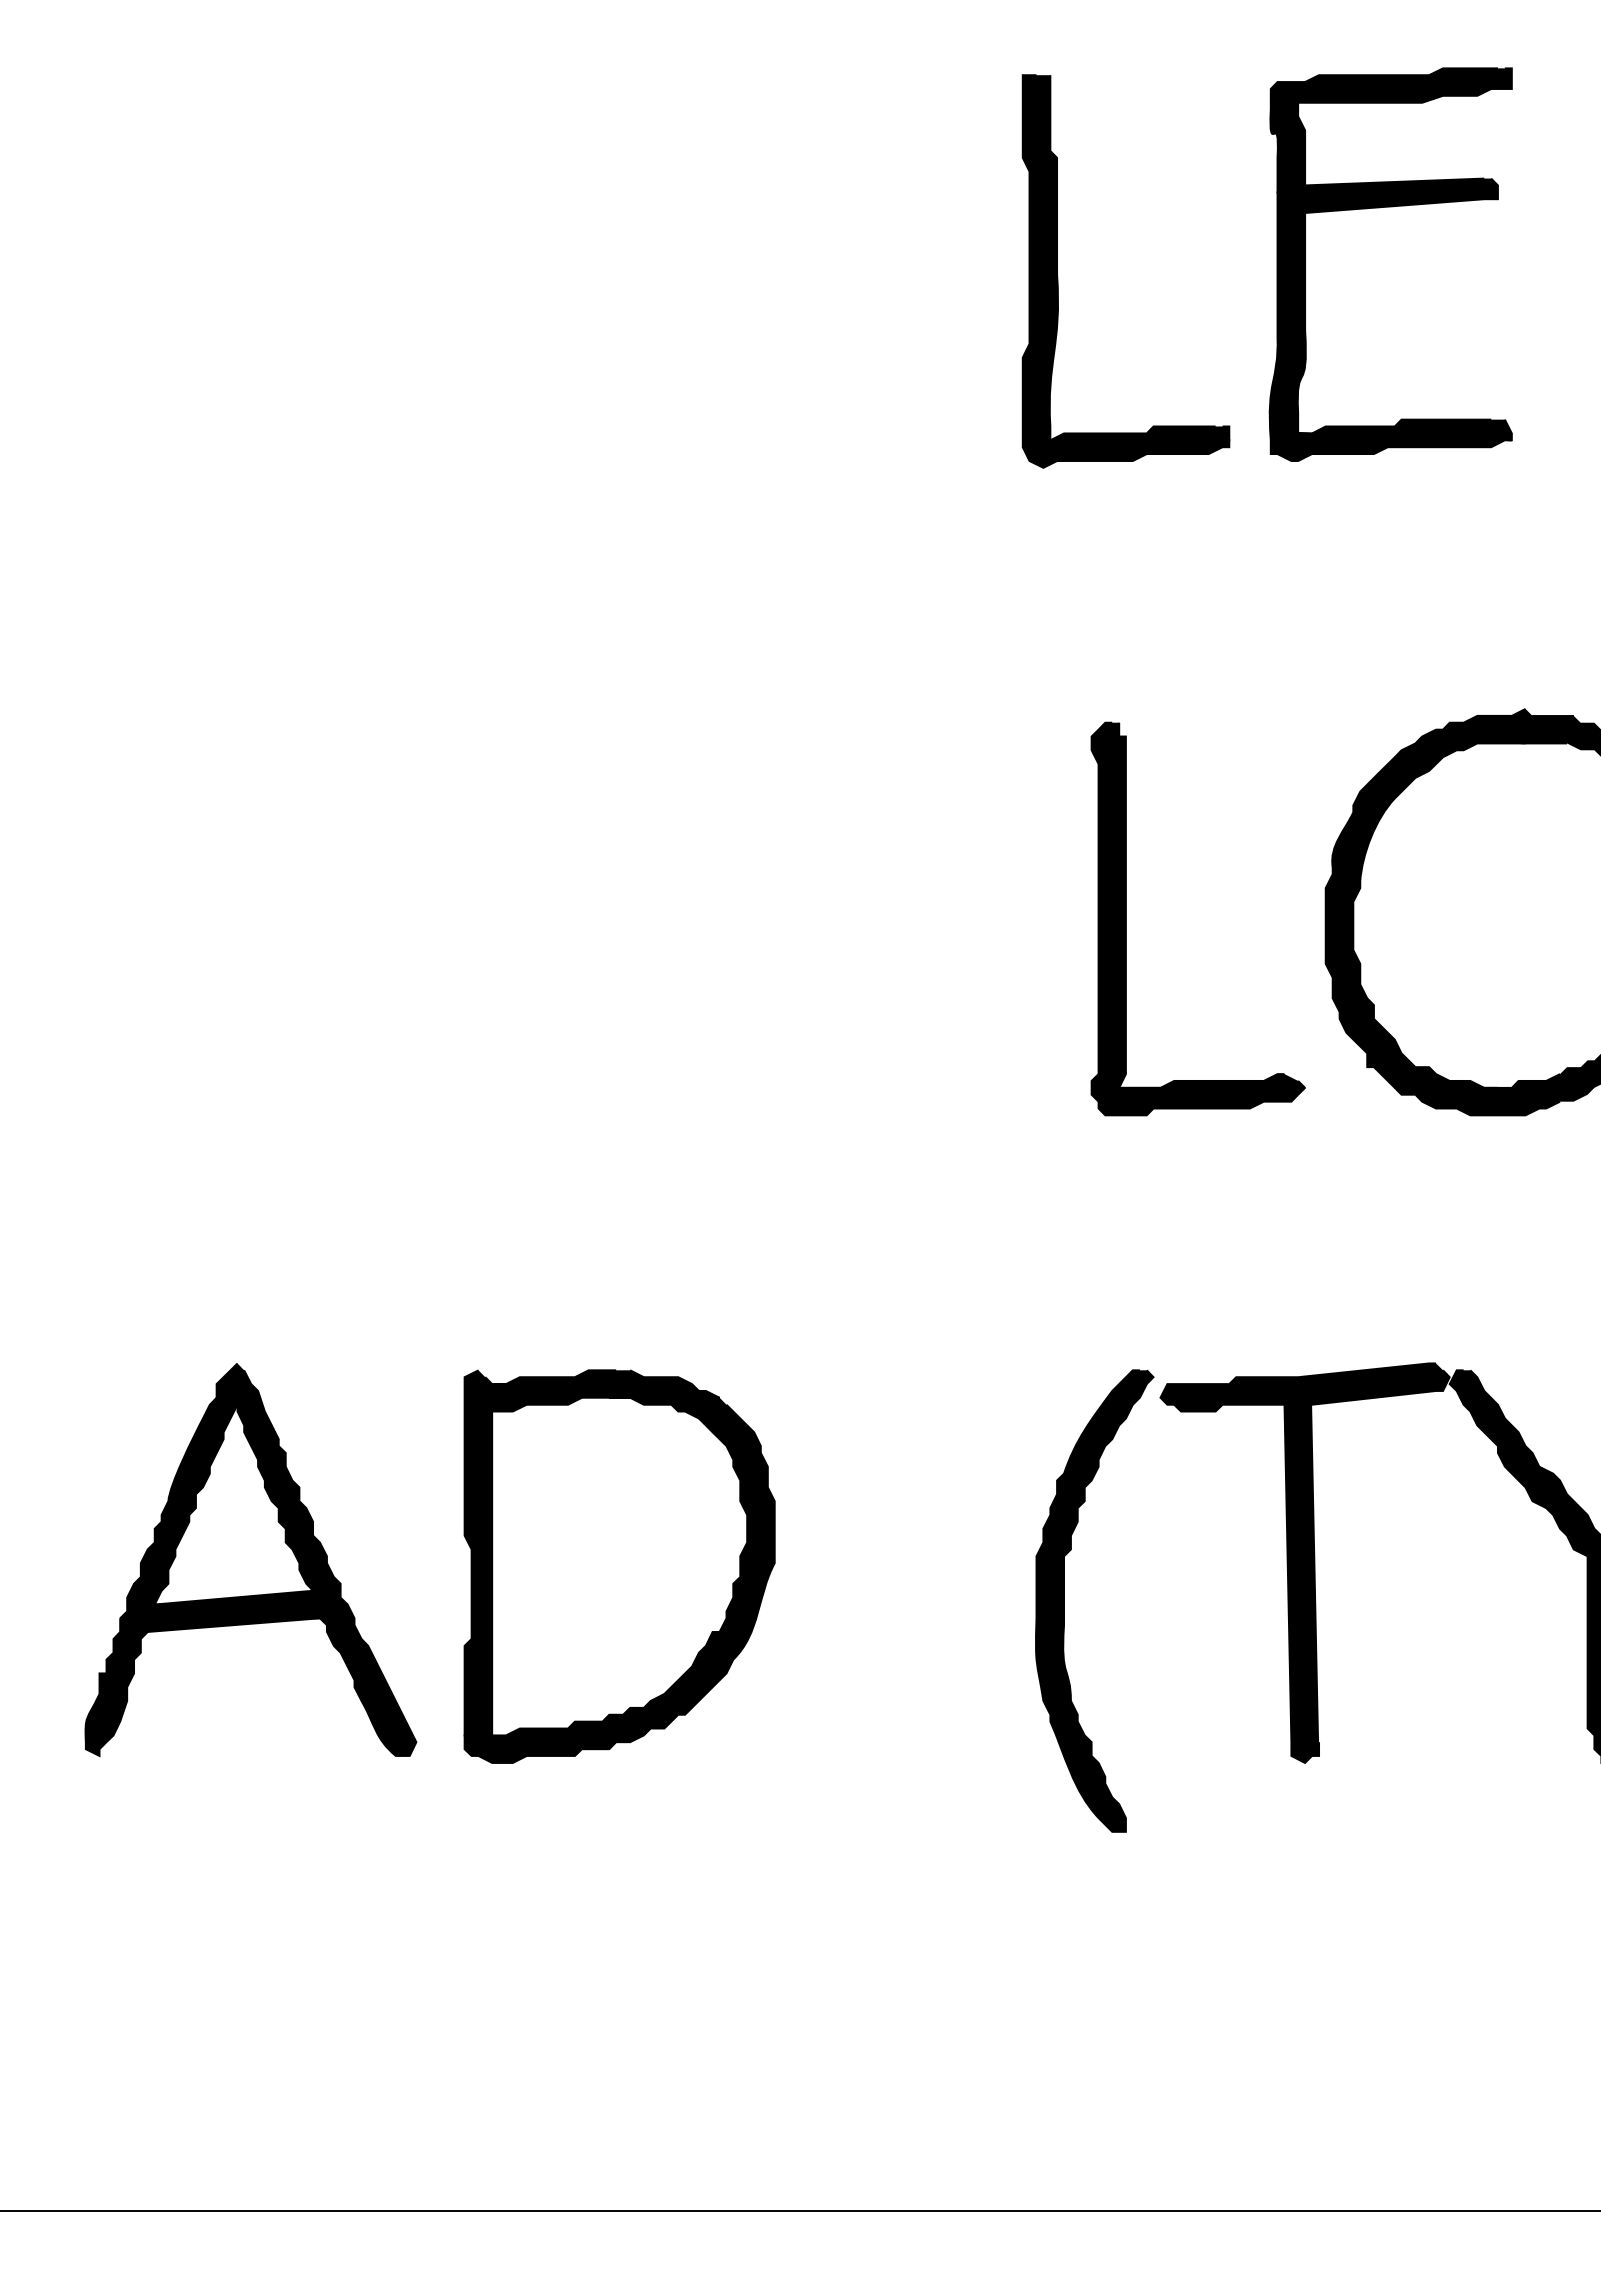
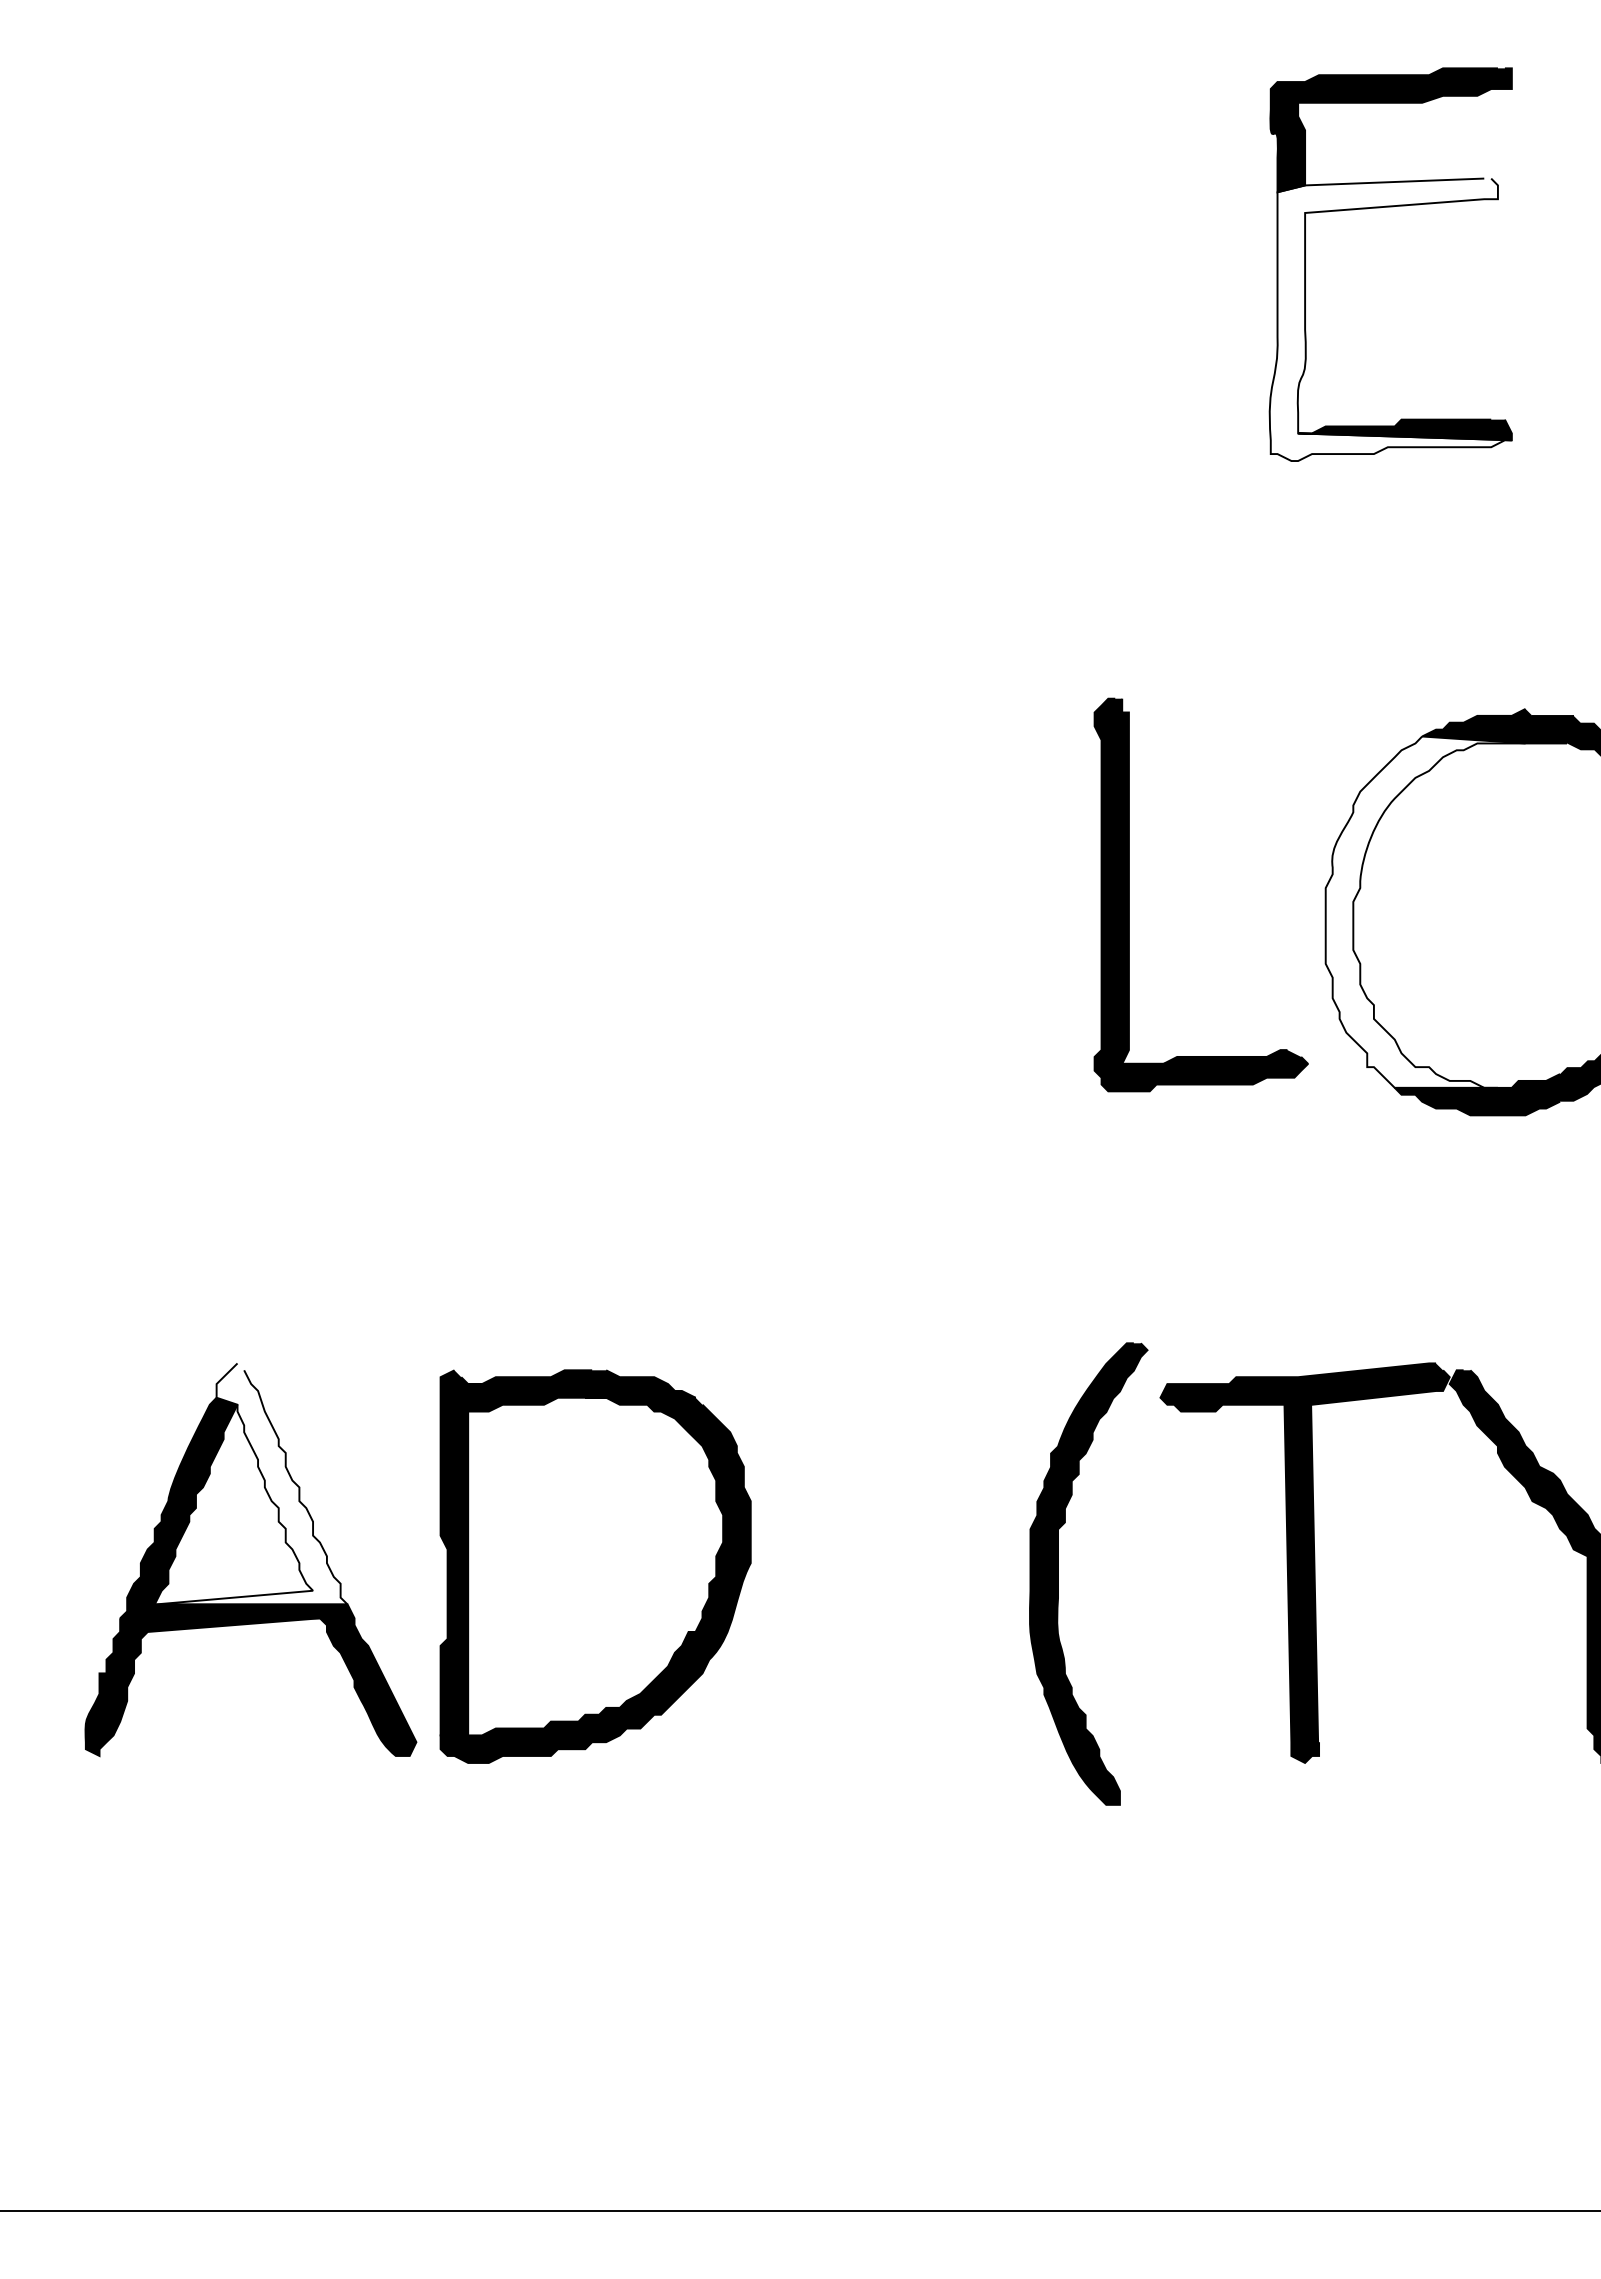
part: present -> none (1058, 276)
fill: present -> none (1390, 319)
fill: present -> none (1425, 911)
part position: (1126, 918) -> (1129, 894) (1129, 894)
fill: present -> none (250, 1483)
part position: (619, 1566) -> (595, 1566) (595, 1566)
part position: (1064, 1600) -> (1058, 1573) (1058, 1573)
